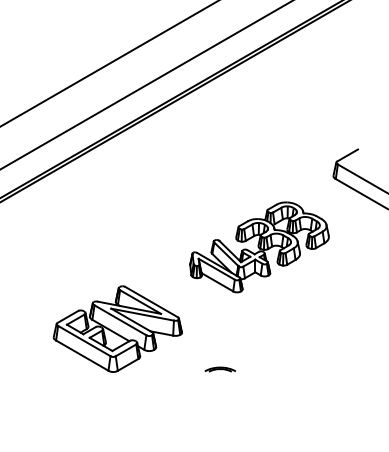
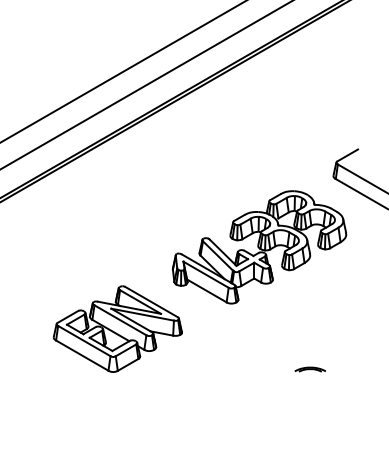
line position: (108, 63) -> (122, 71) (122, 71)
part size: 141x93 px -> 177x115 px (259, 247)
part position: (220, 369) -> (310, 369) (310, 369)
